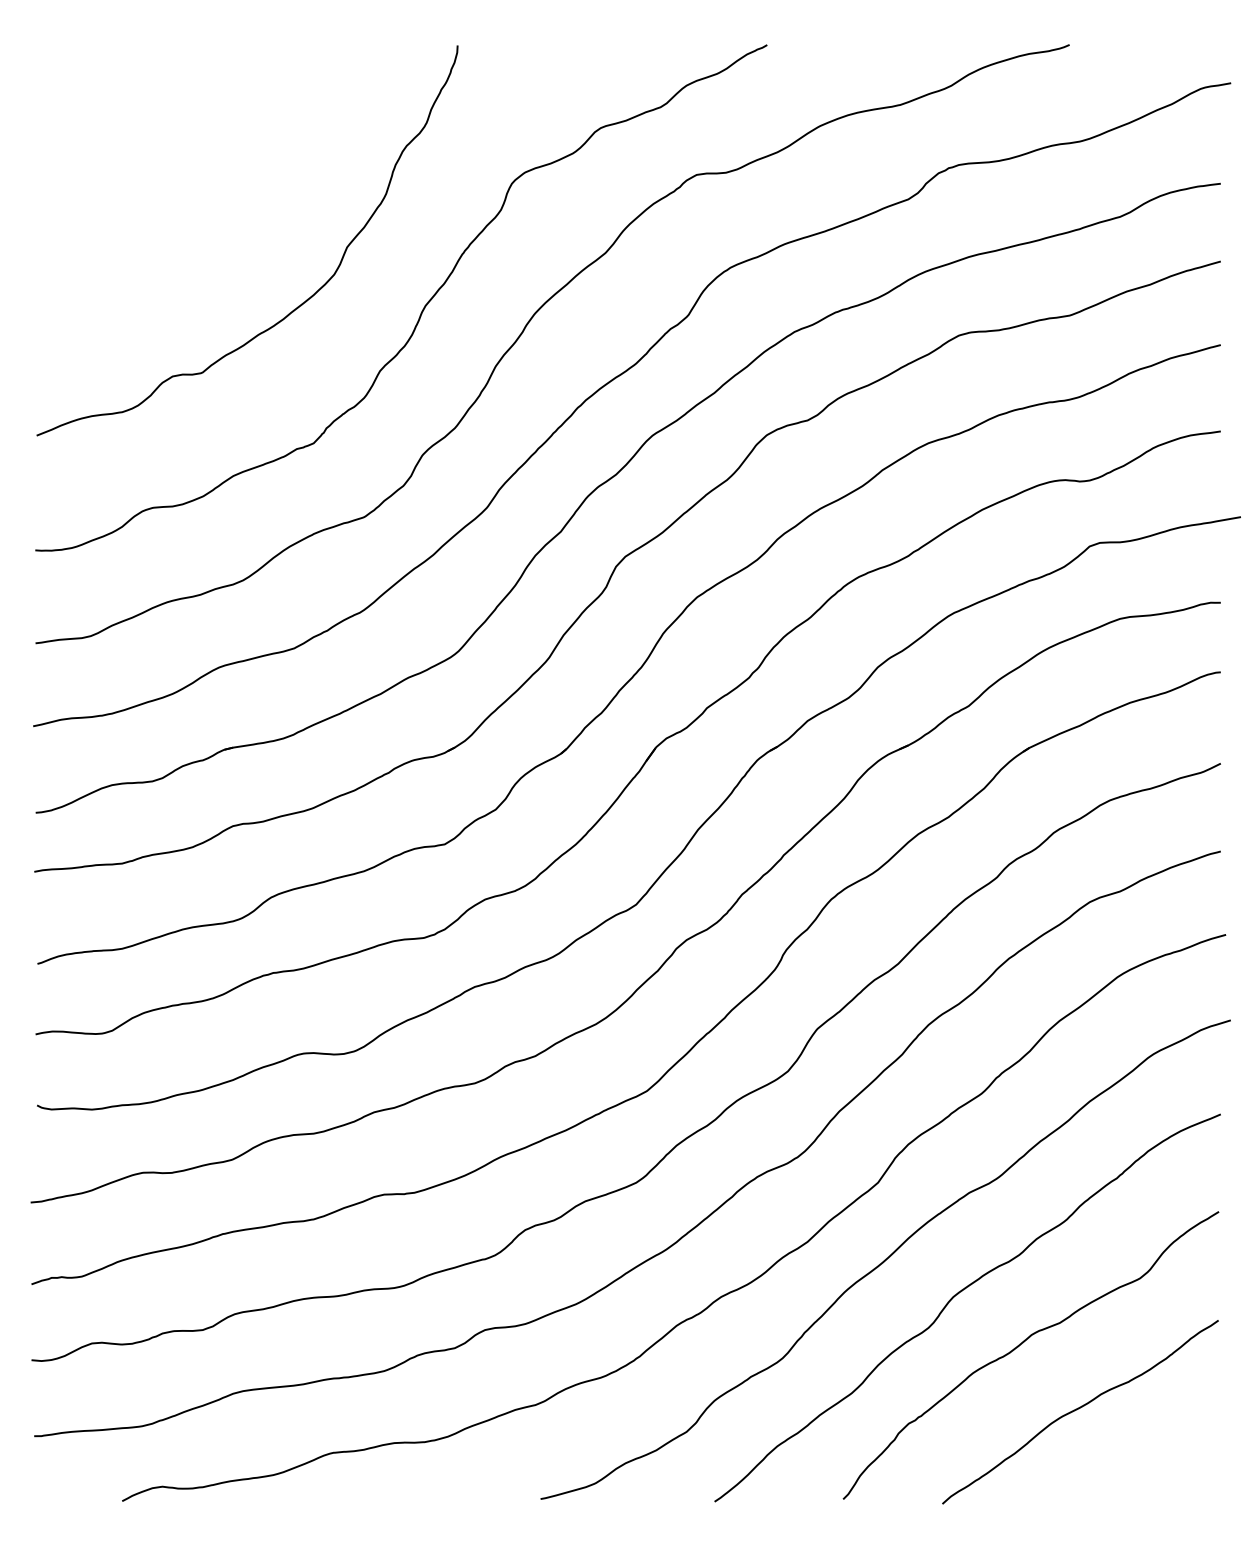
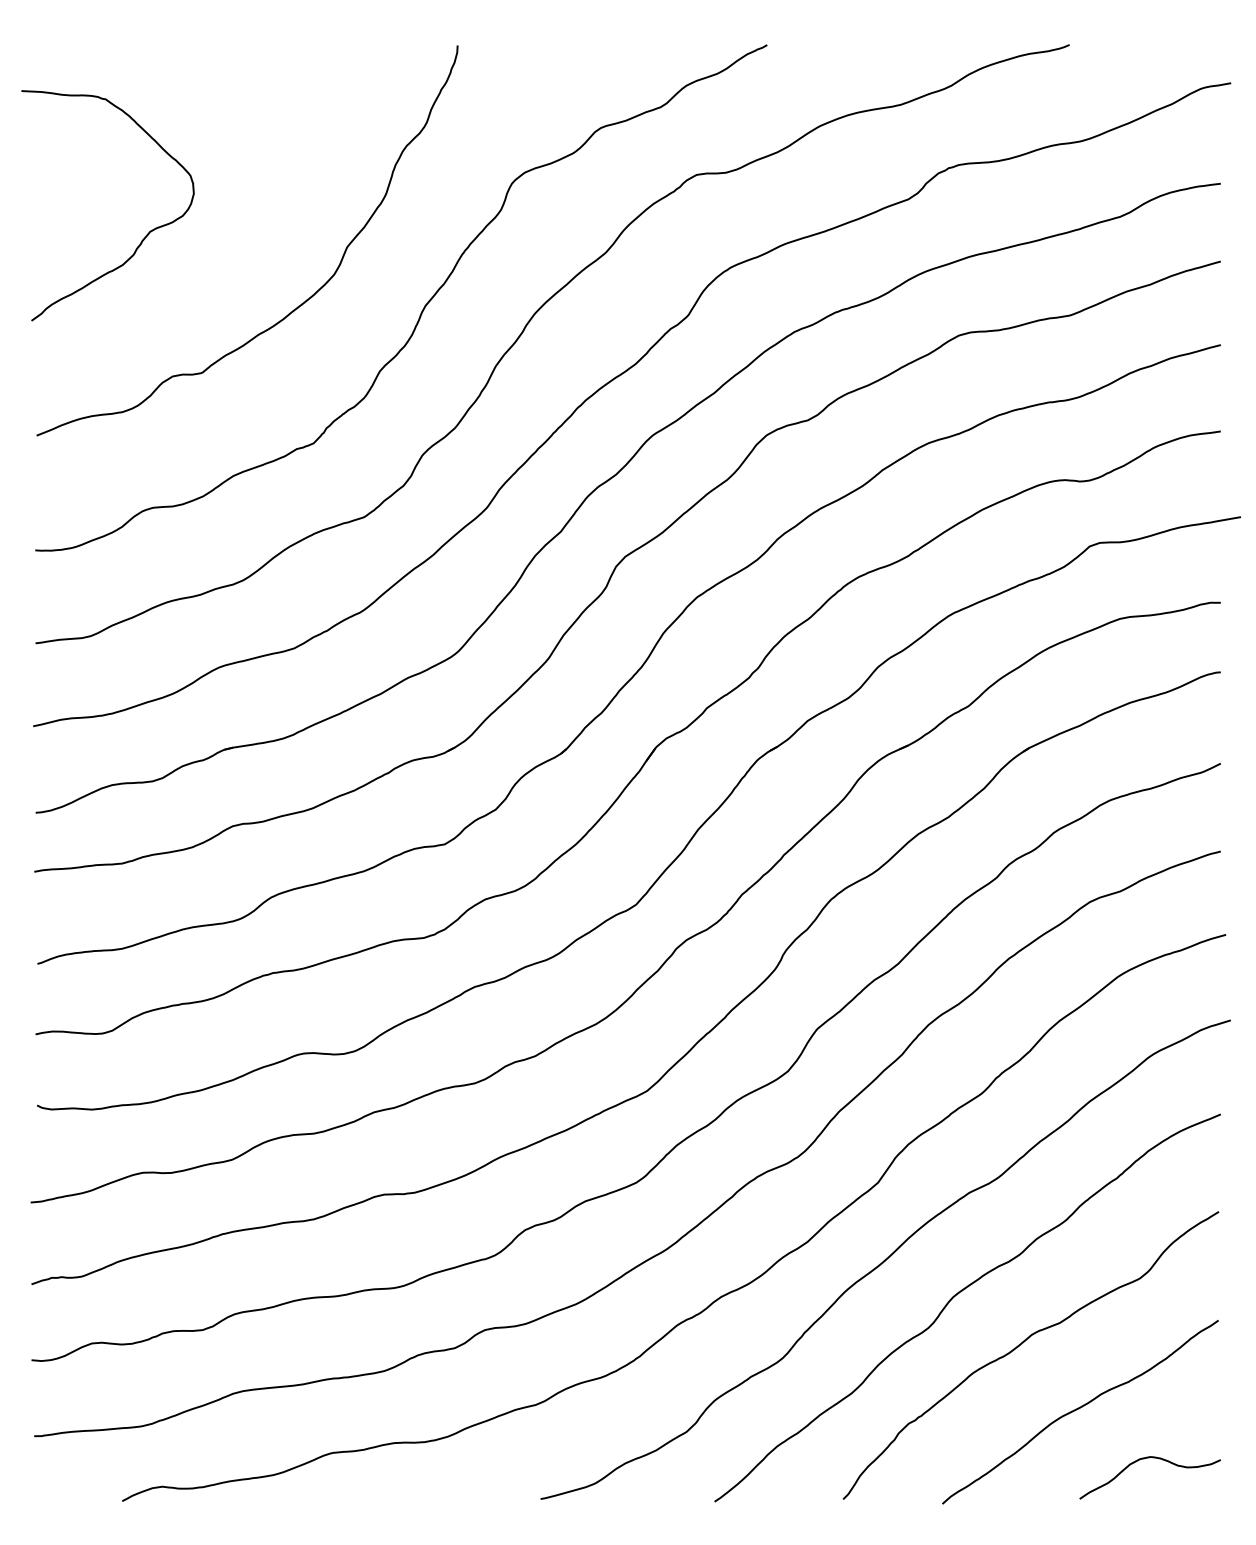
curve: none -> present (145, 235)
curve: none -> present (1144, 1459)
